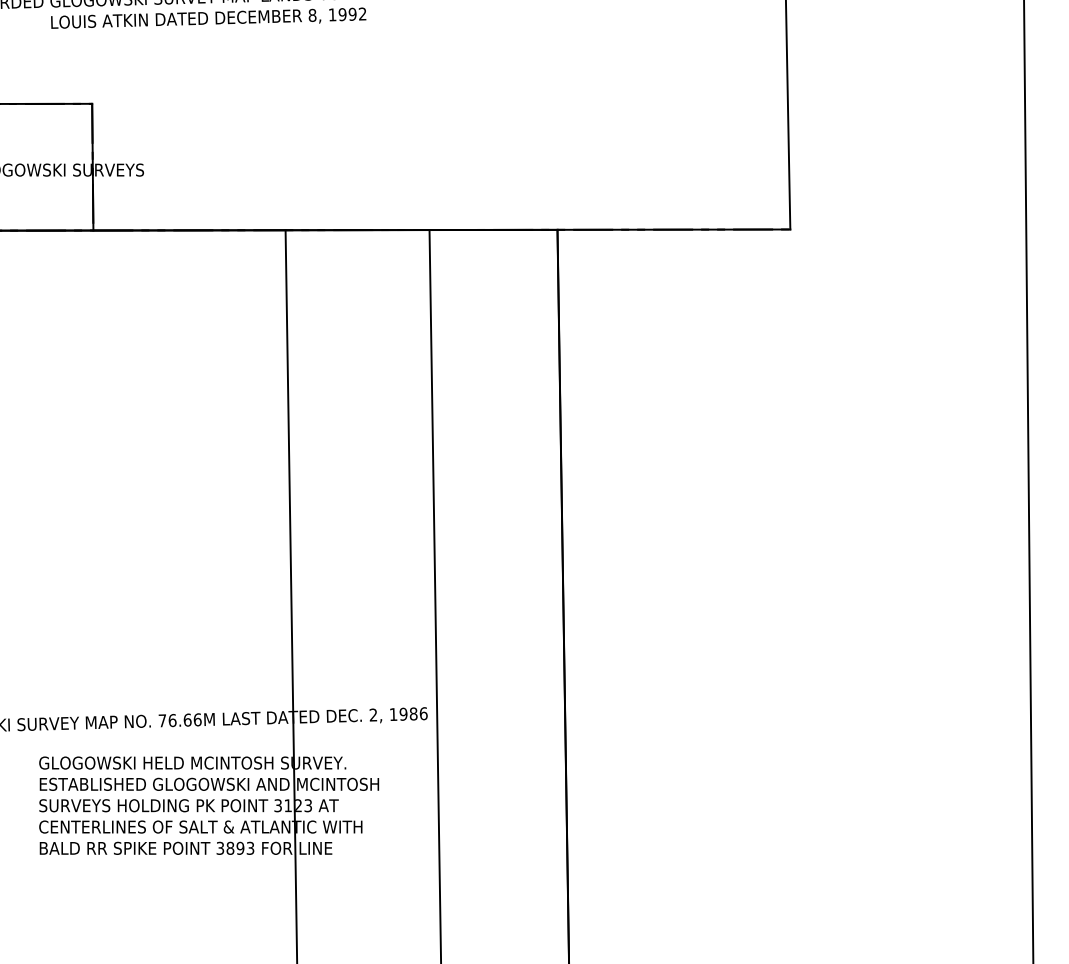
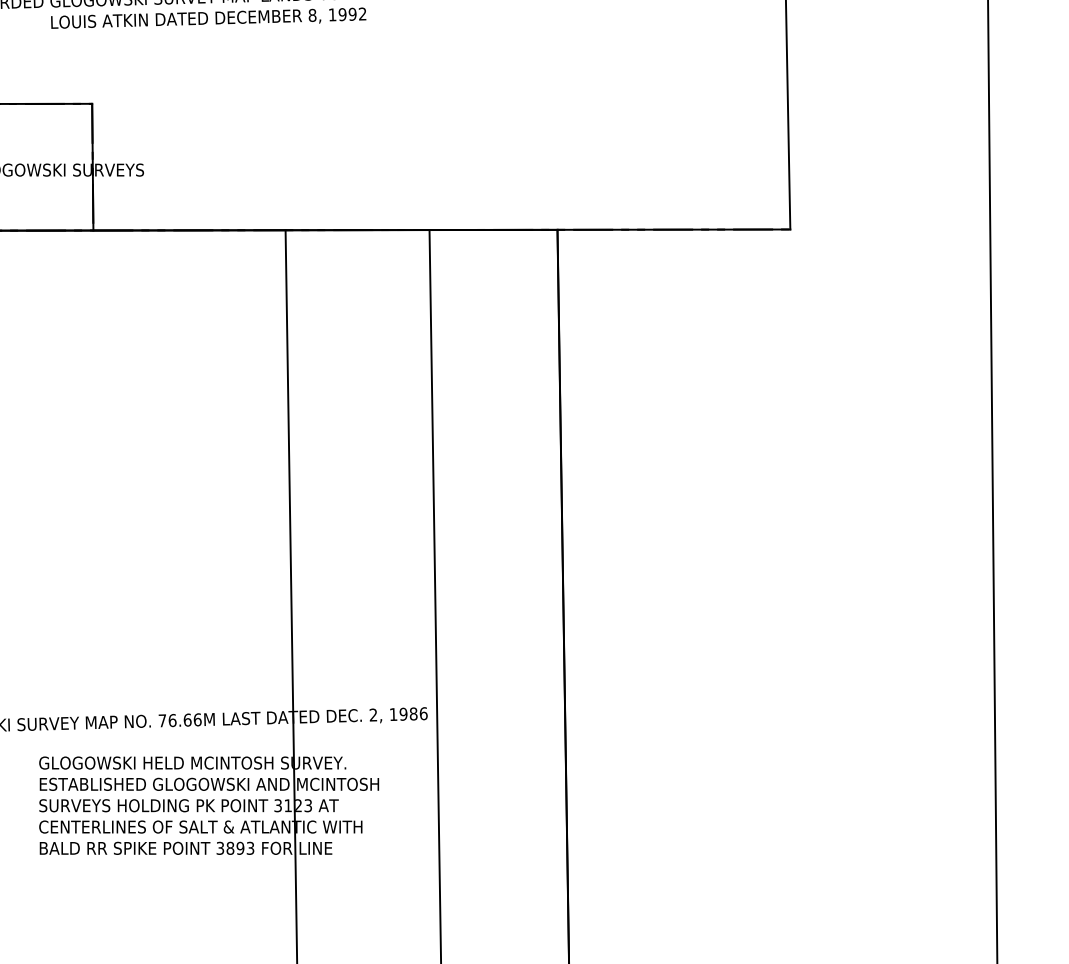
line position: (1028, 481) -> (992, 481) (992, 481)
